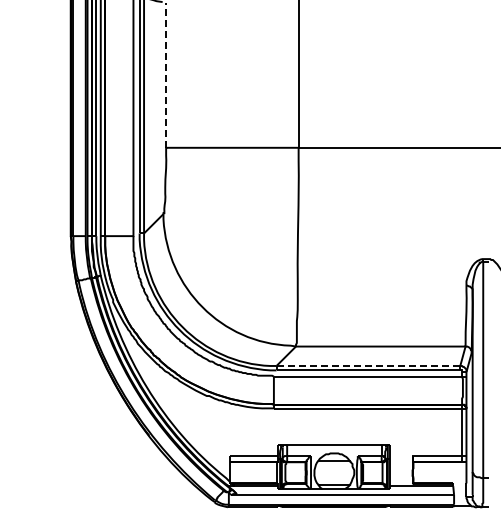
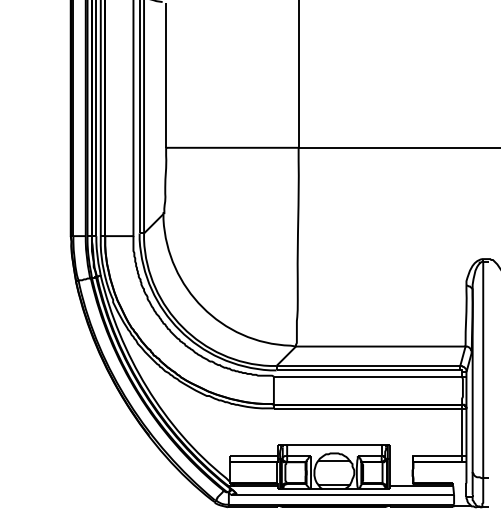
line: dashed -> solid (166, 74)
line: dashed -> solid (368, 365)
